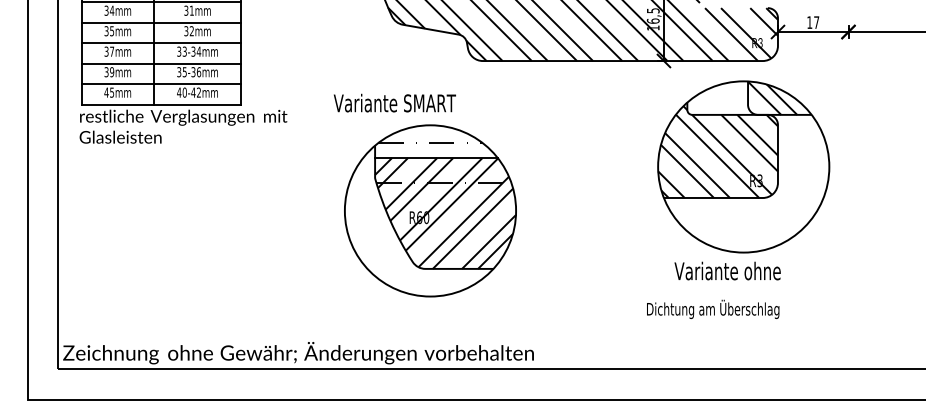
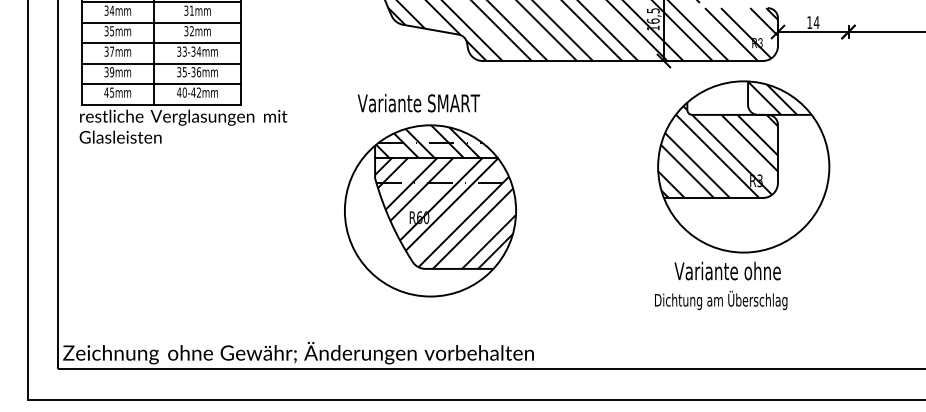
text: 17 -> 14 (816, 22)
text position: (394, 102) -> (418, 102) (418, 102)
hatch: none -> present (427, 141)
text position: (713, 308) -> (721, 299) (721, 299)
